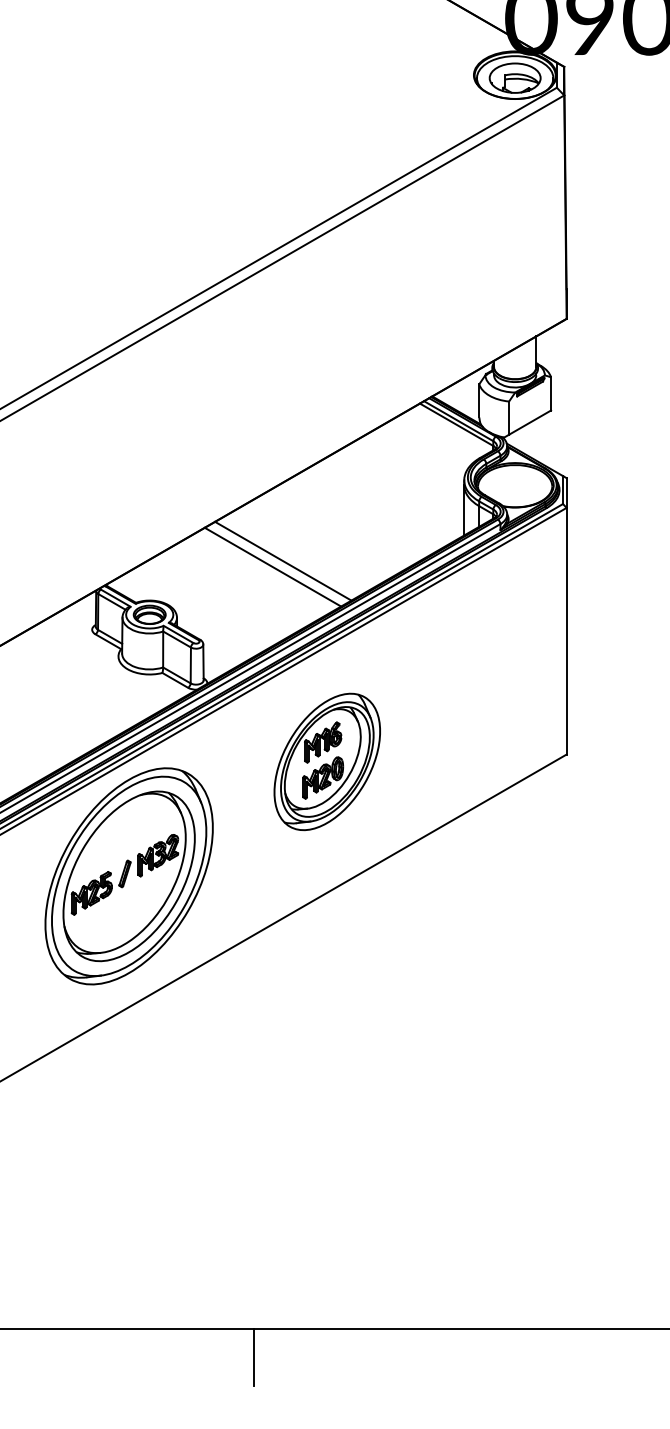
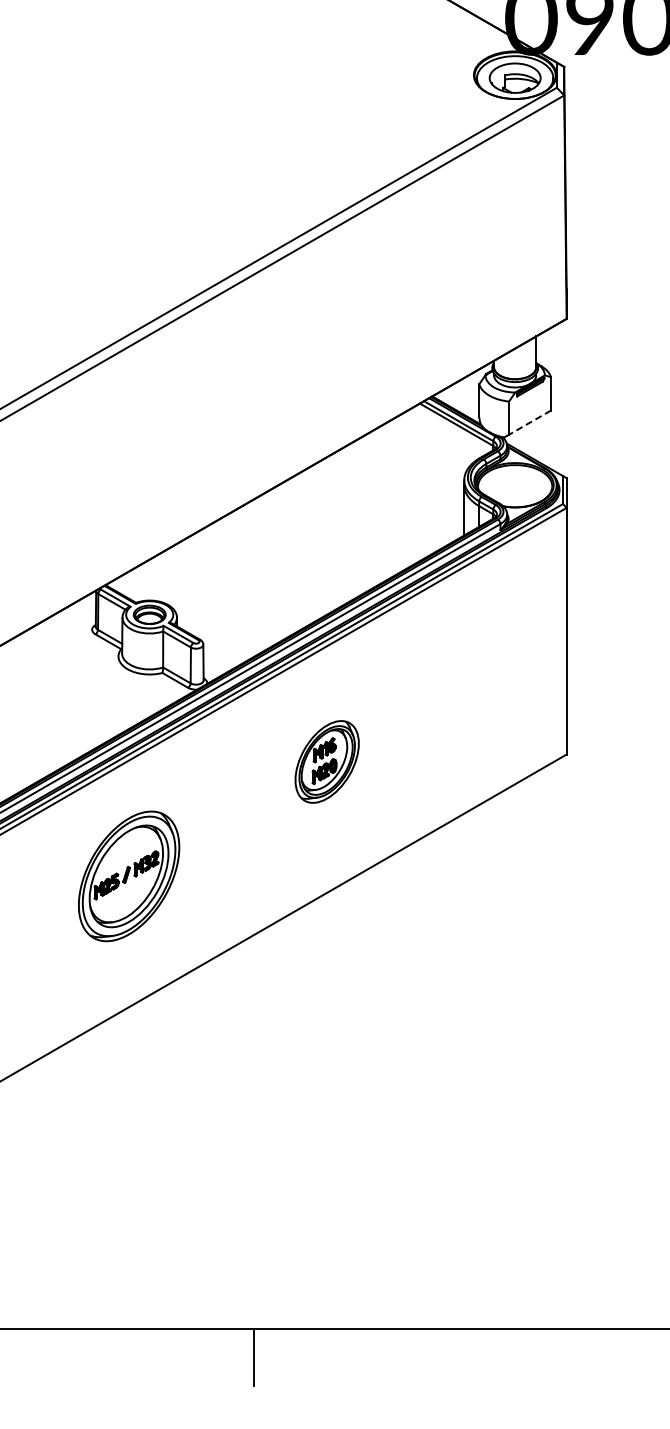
line: solid -> dashed (529, 422)
line: present -> none (283, 560)
line: present -> none (272, 566)
part size: 108x140 px -> 66x84 px (326, 761)
part size: 170x219 px -> 103x133 px (129, 876)
